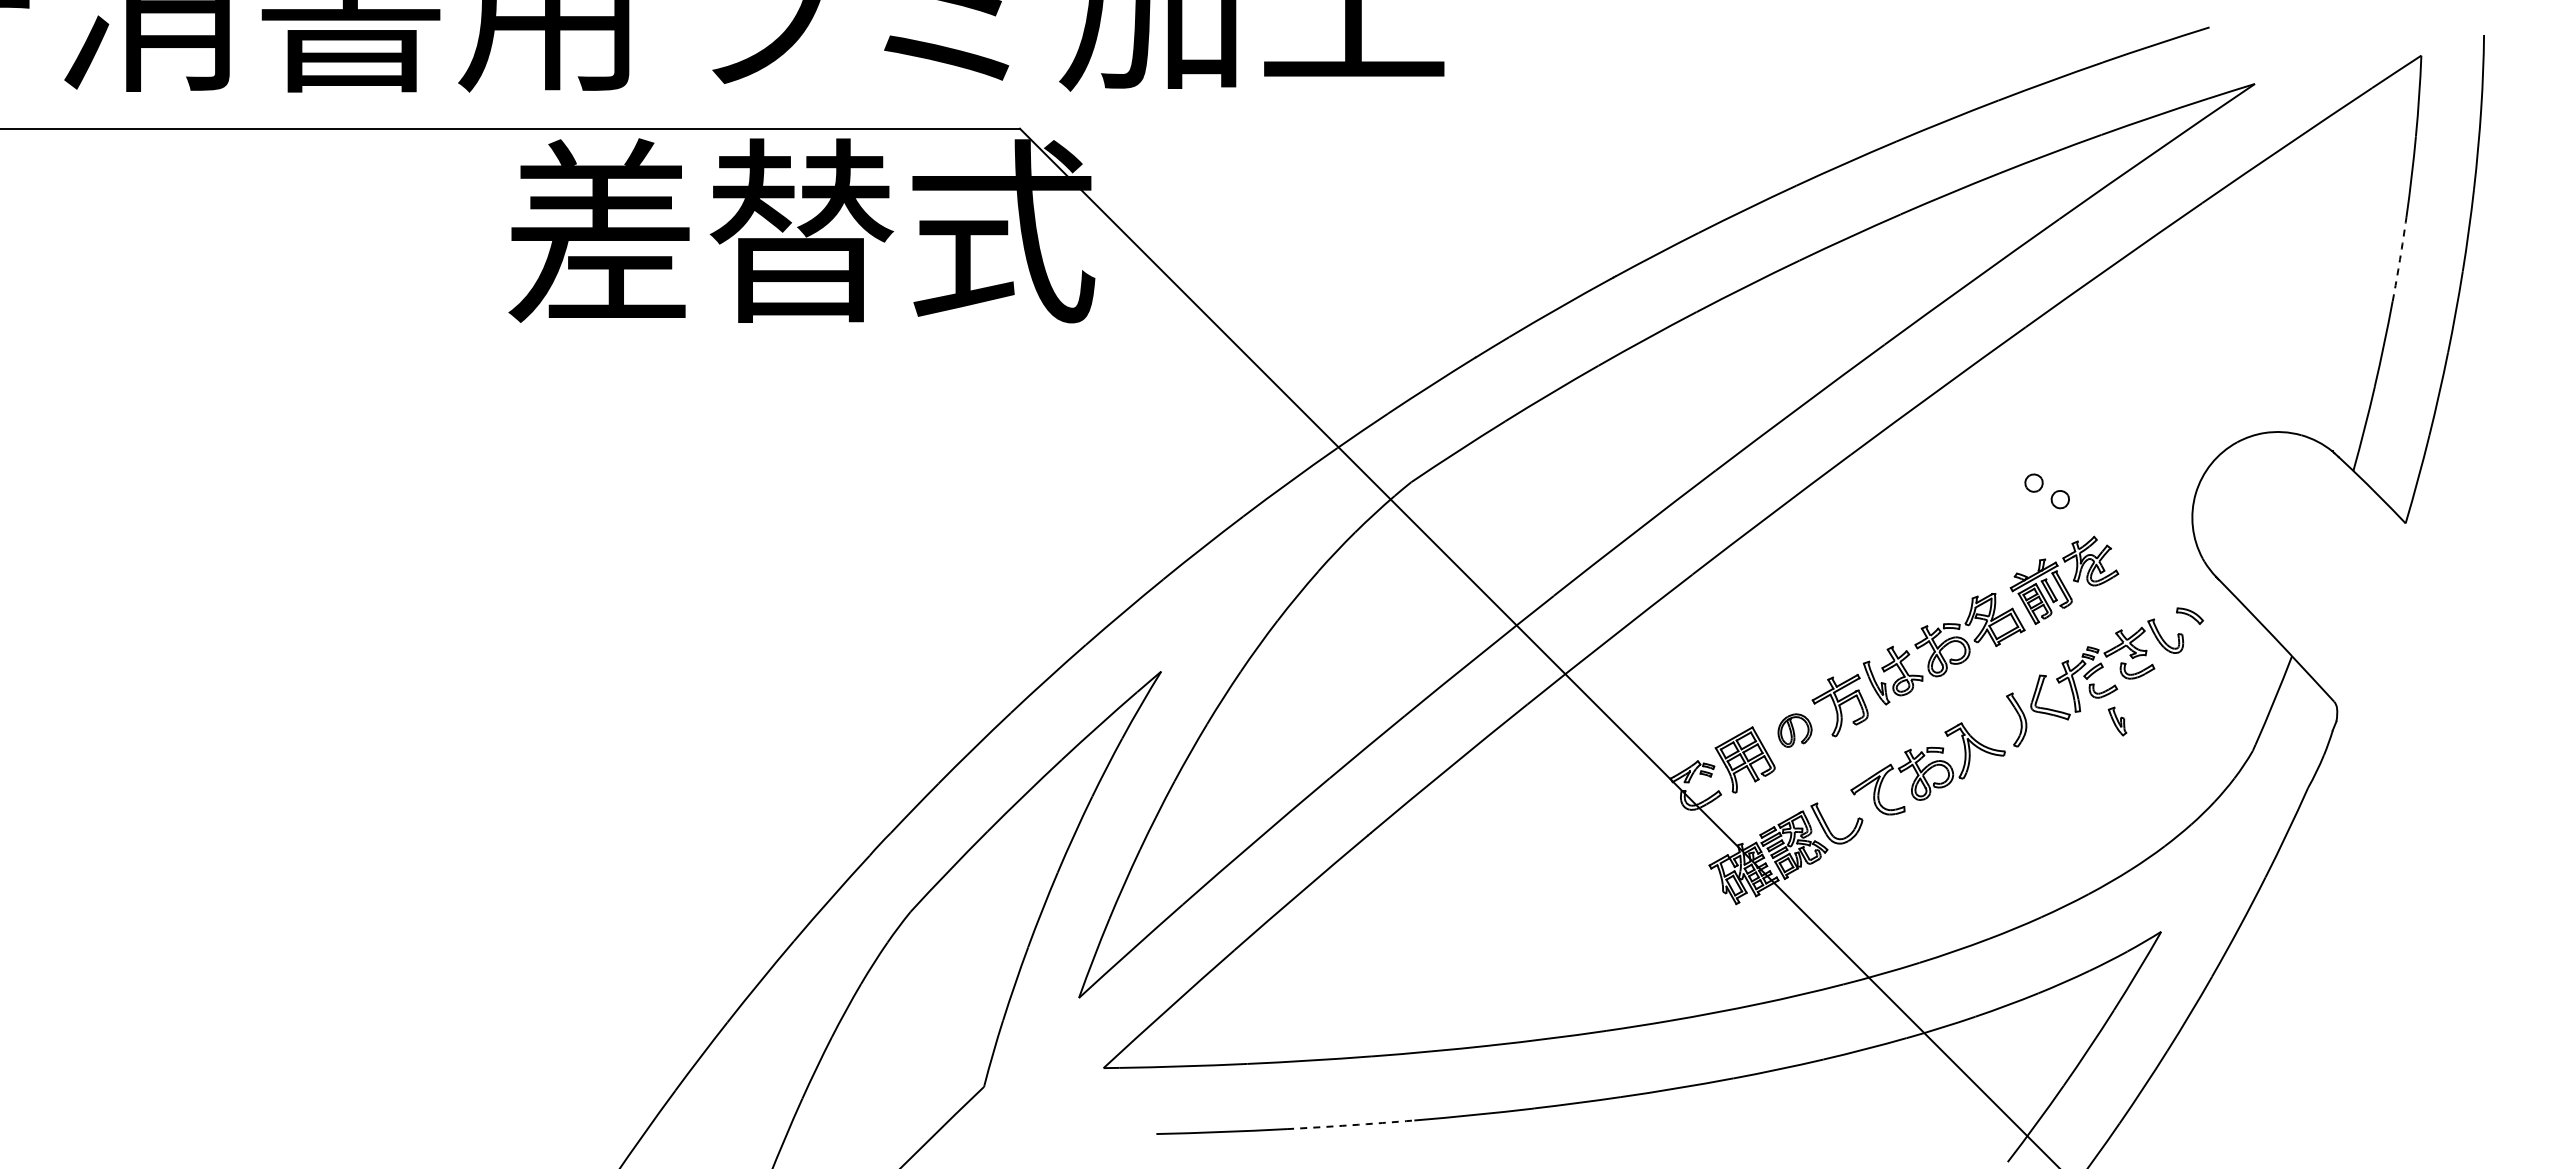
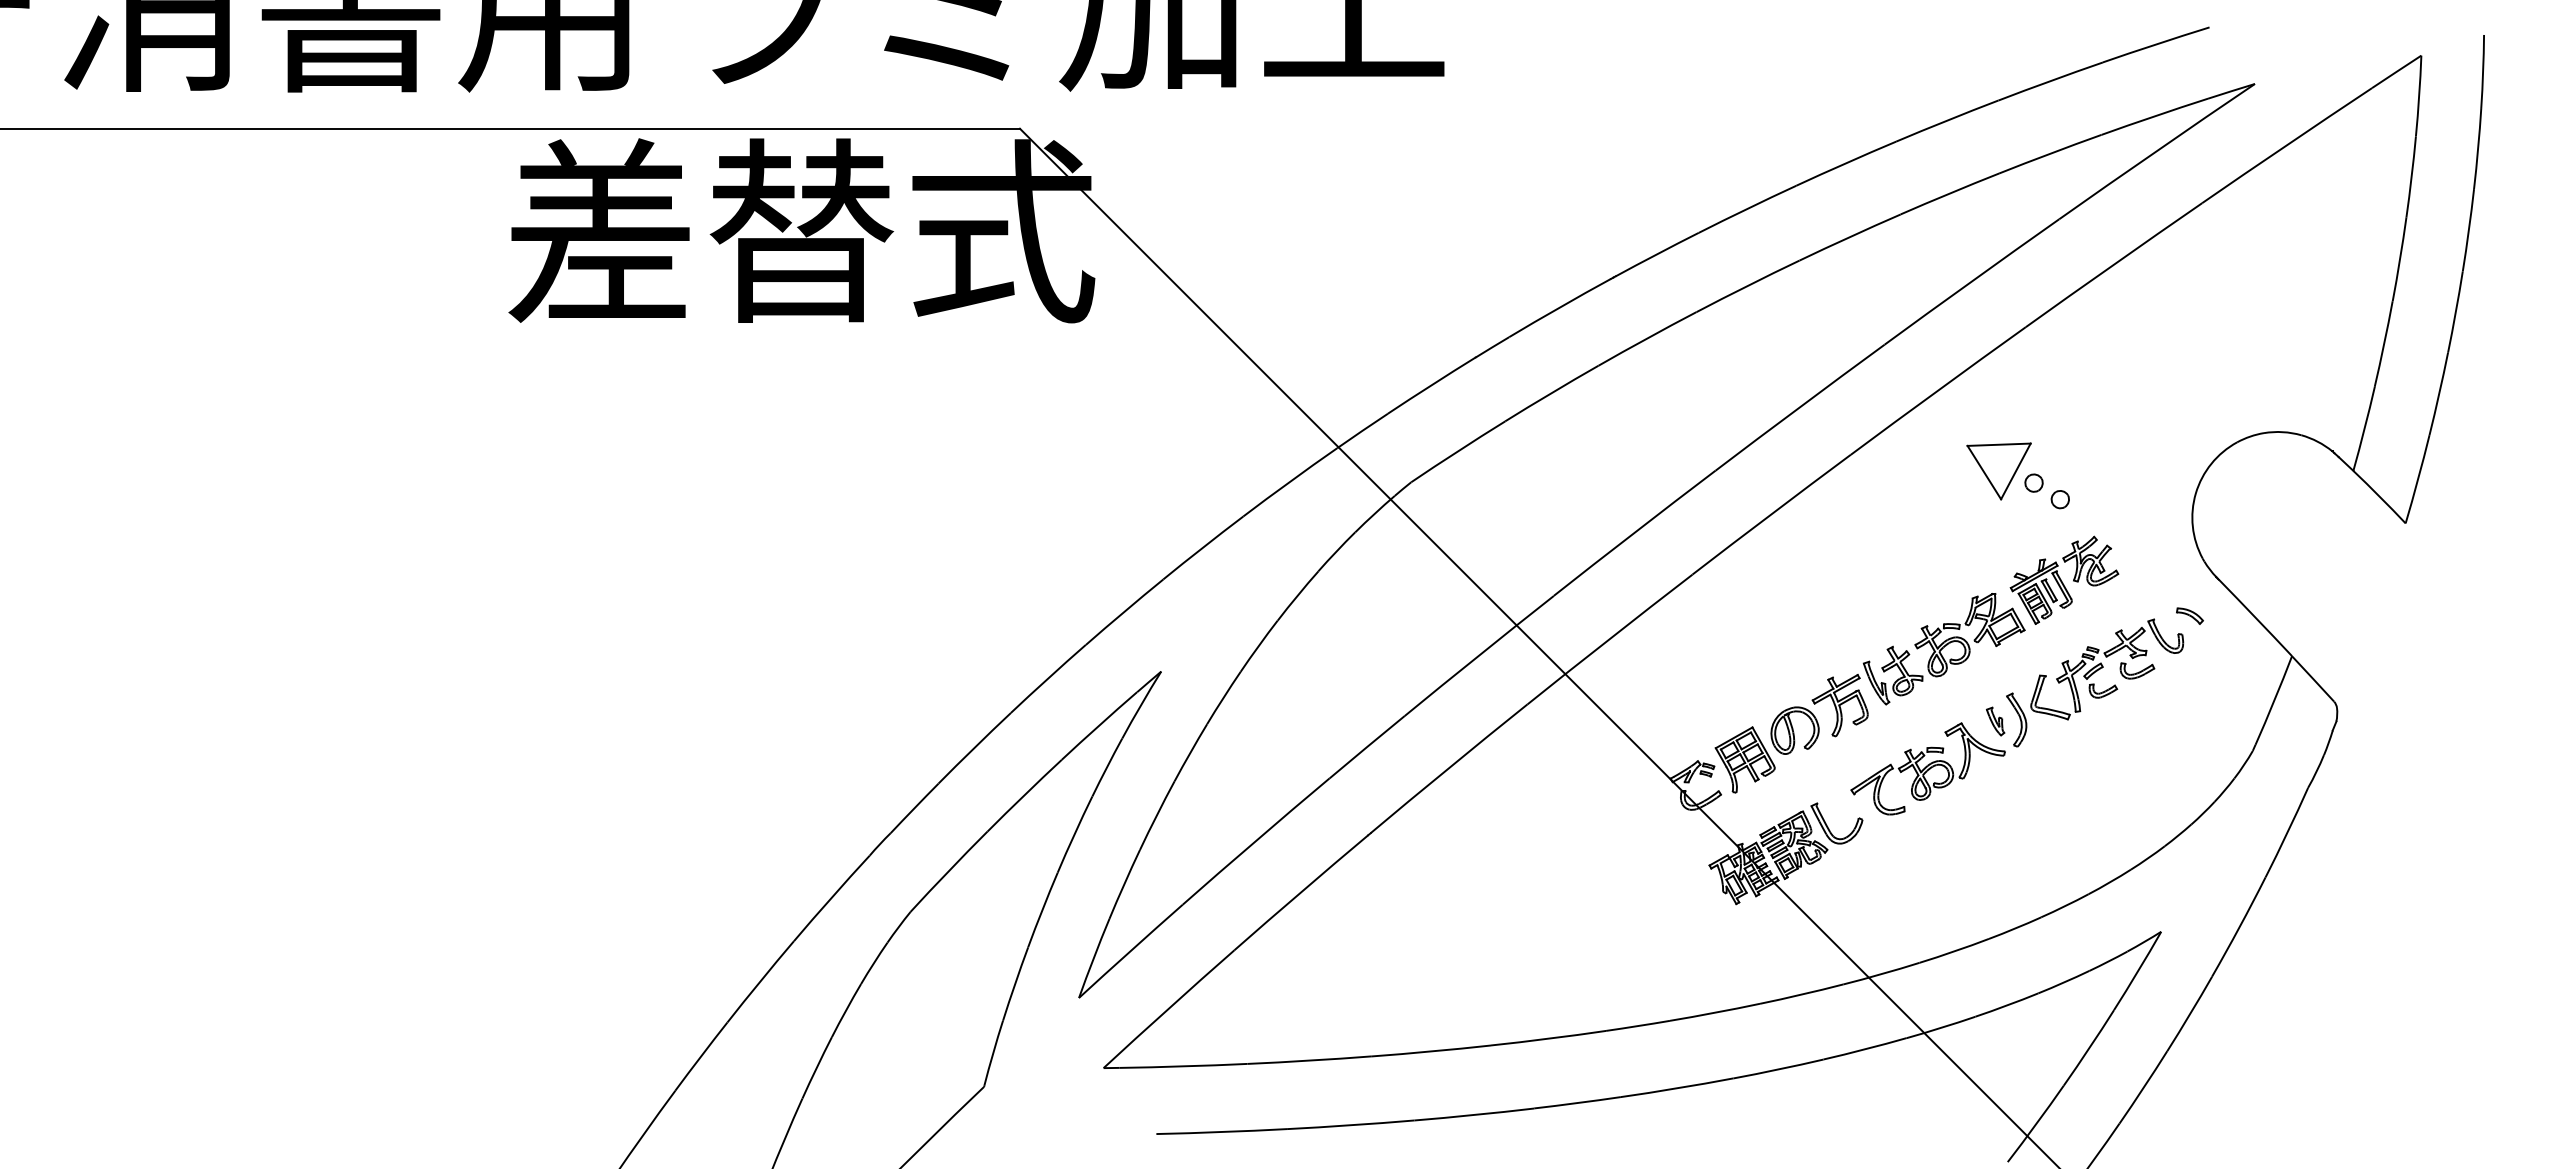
arc: dashed -> solid (2400, 259)
part: none -> present (1998, 471)
part position: (2117, 721) -> (1995, 721) (1995, 721)
part size: 36x35 px -> 50x49 px (1794, 730)
arc: dashed -> solid (1350, 1125)
